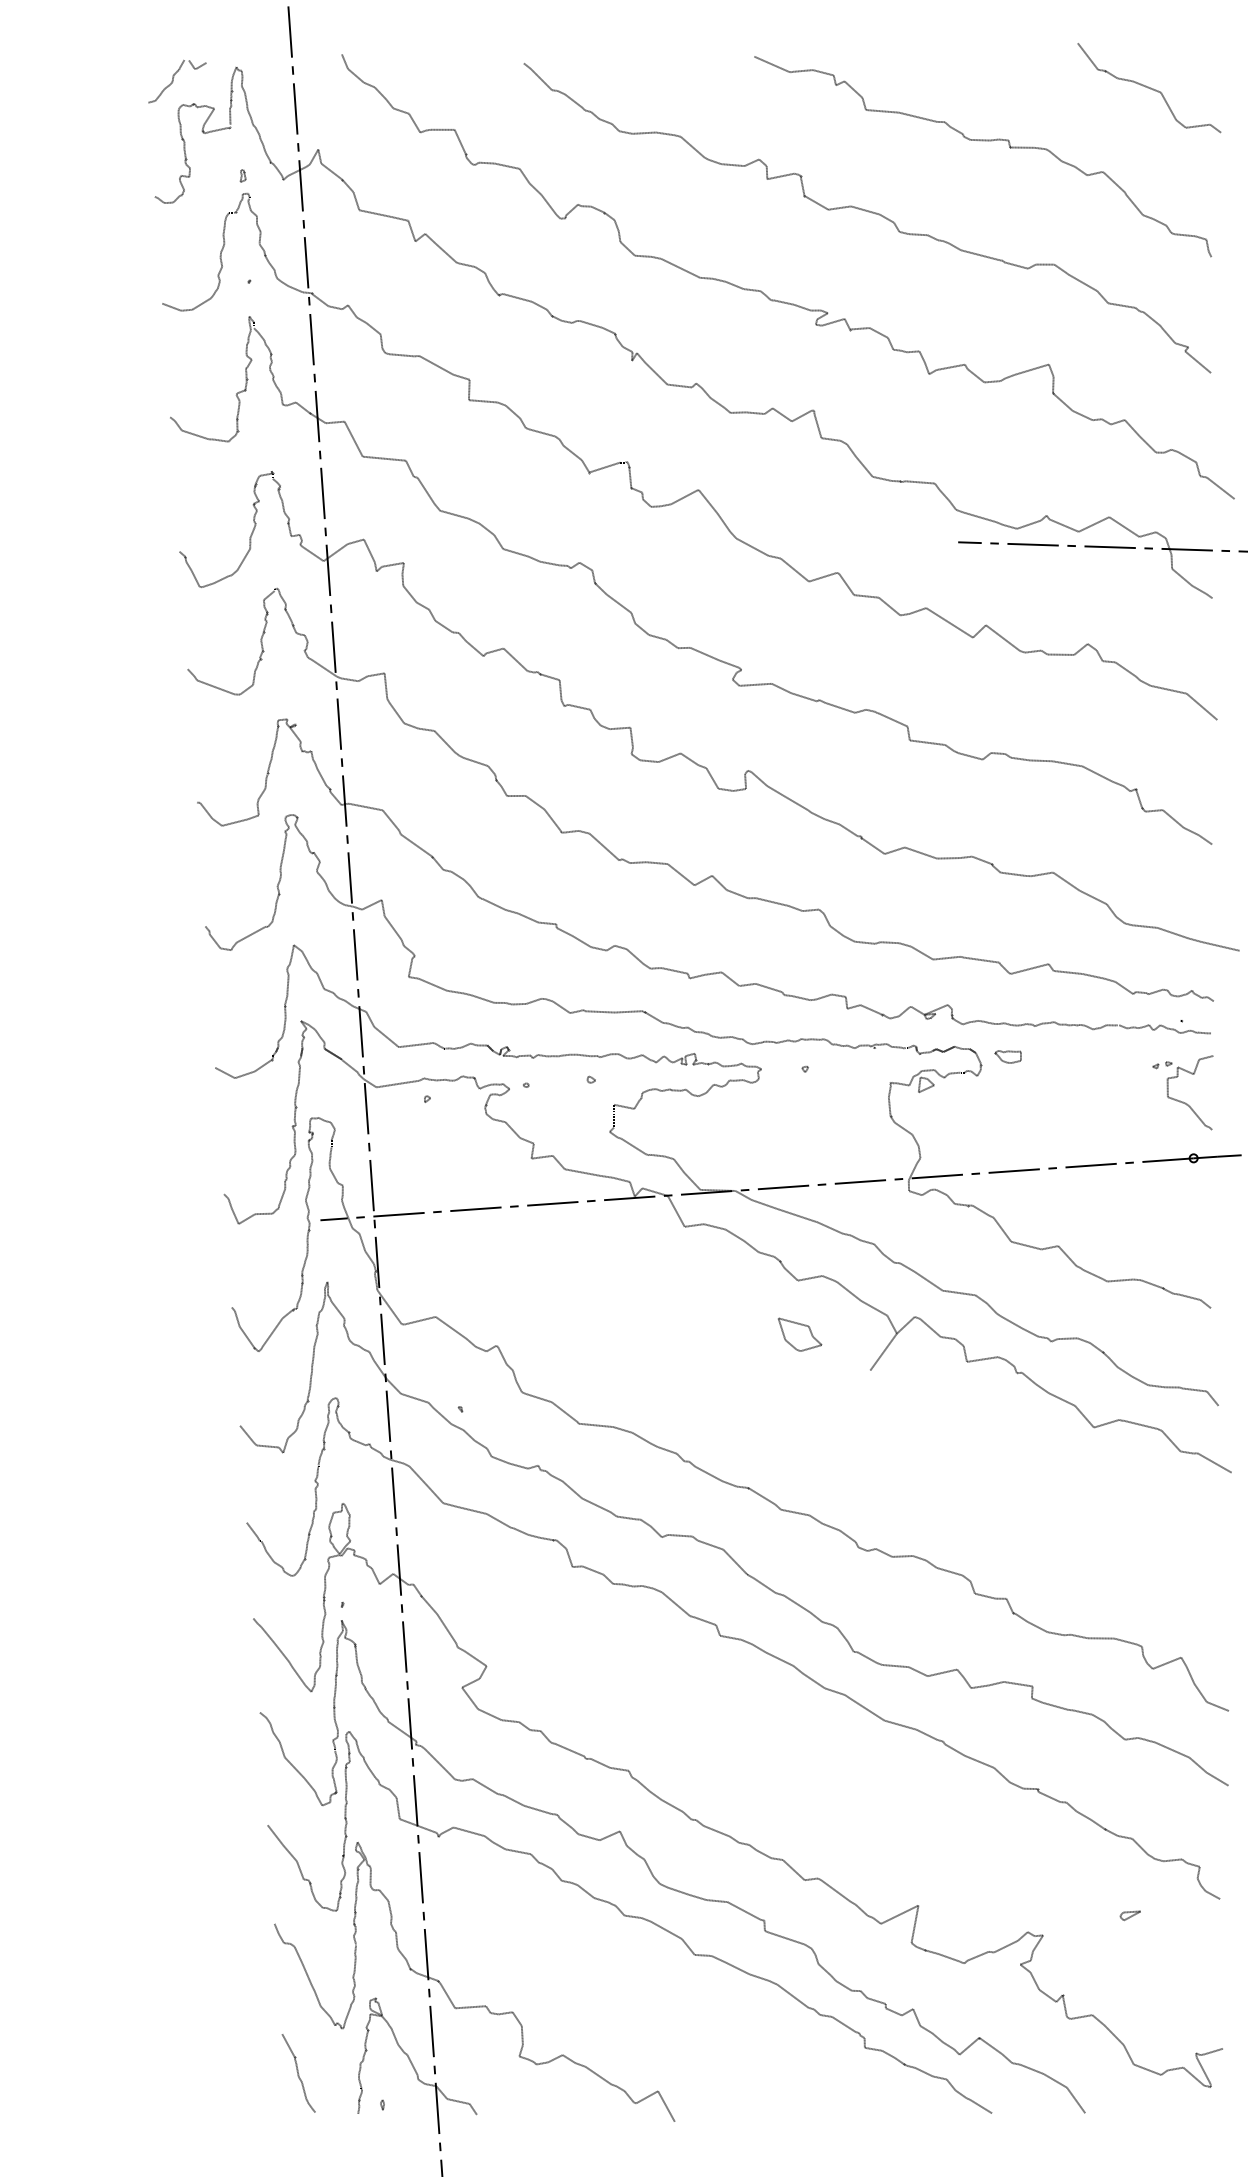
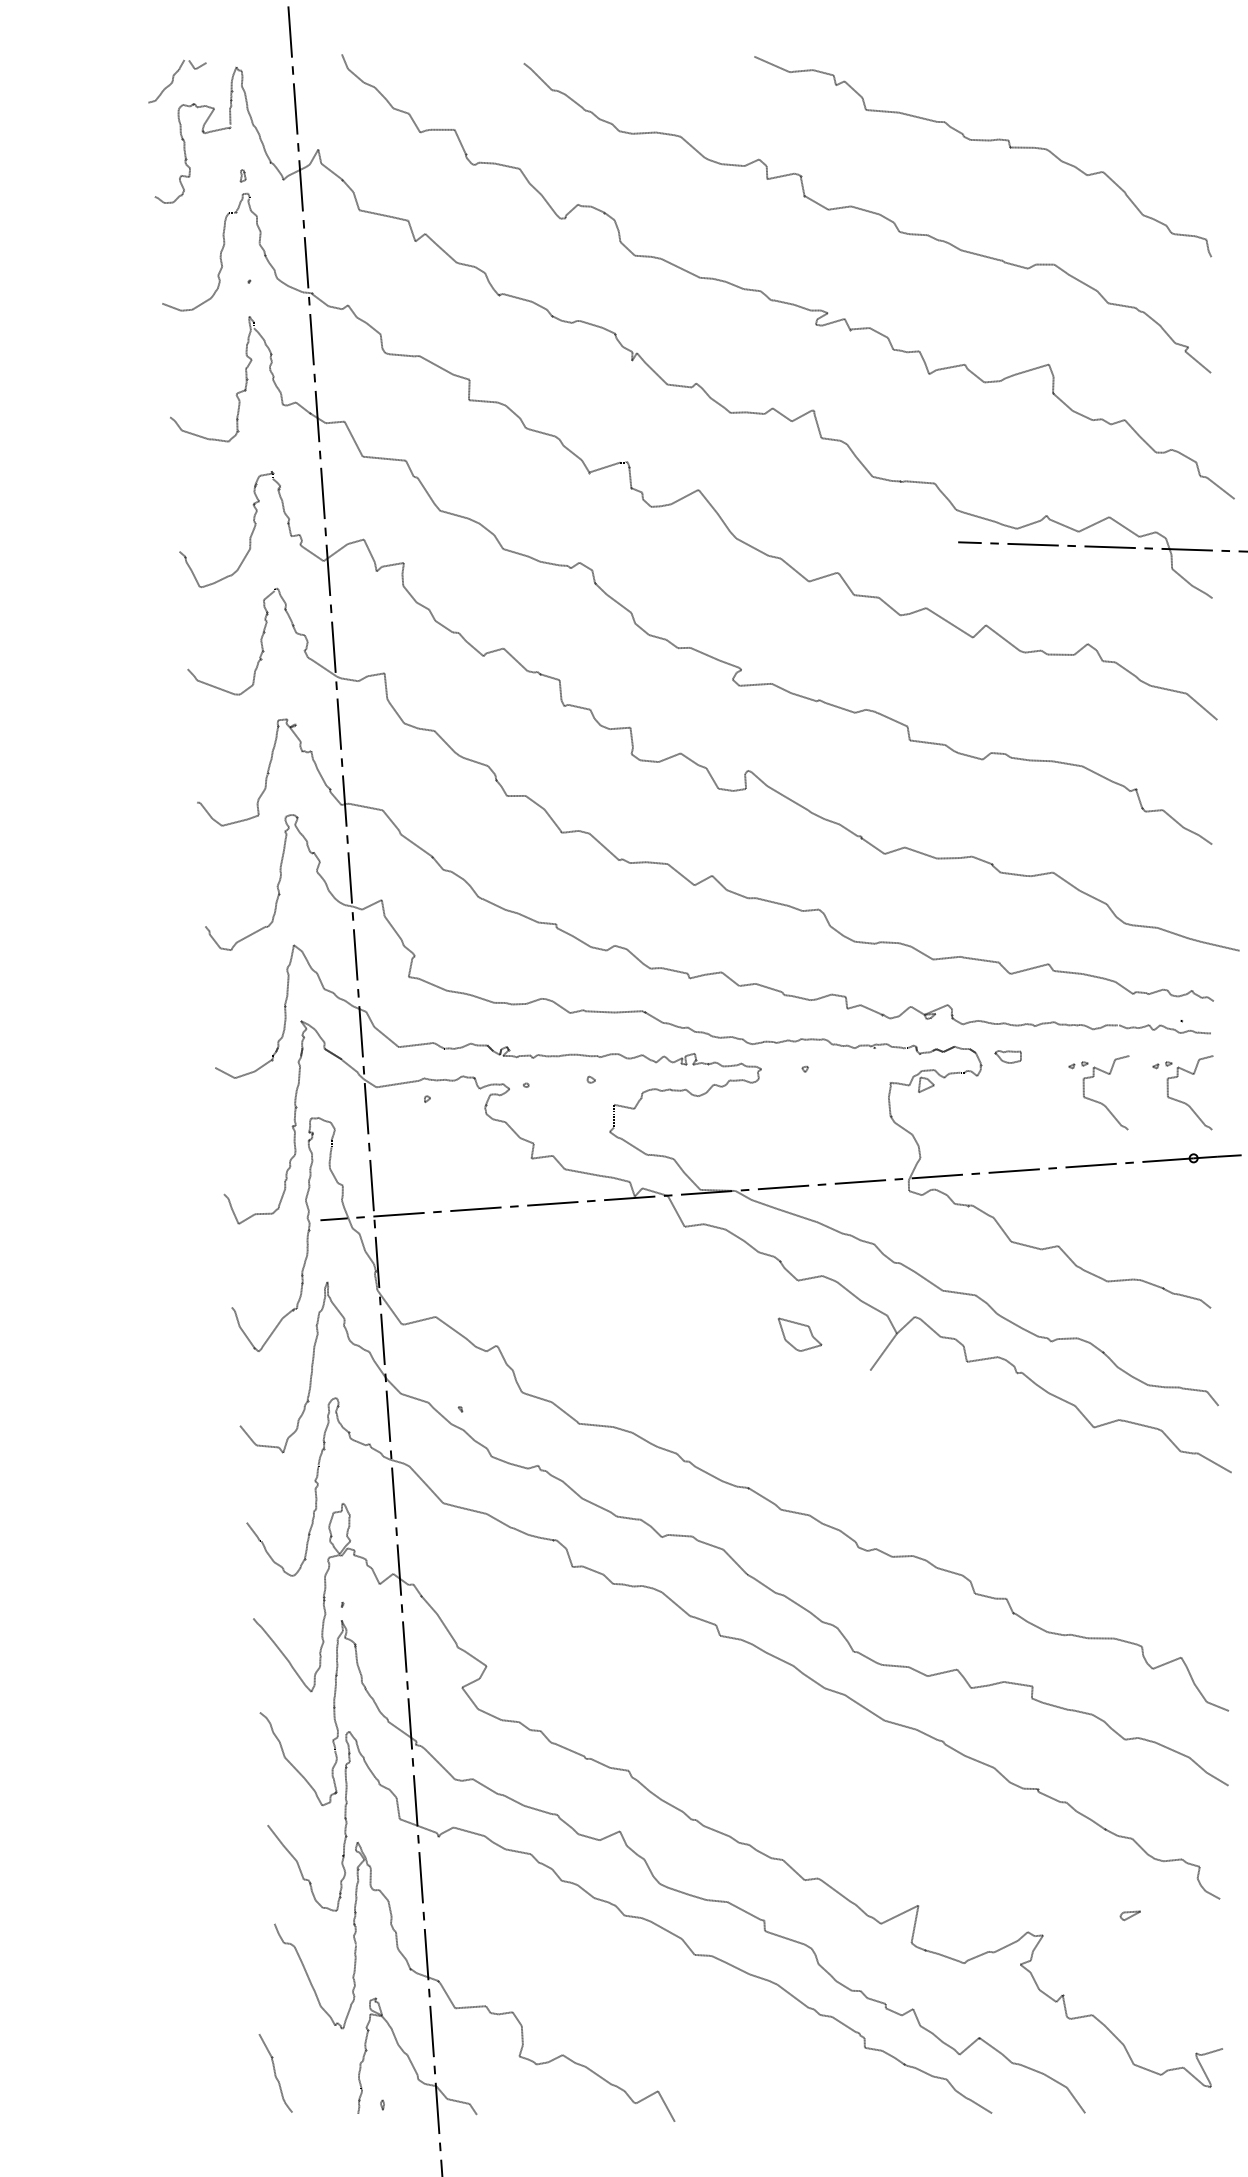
curve: present -> none (1149, 88)
part: none -> present (1096, 1100)
curve position: (298, 2073) -> (275, 2073) (275, 2073)
